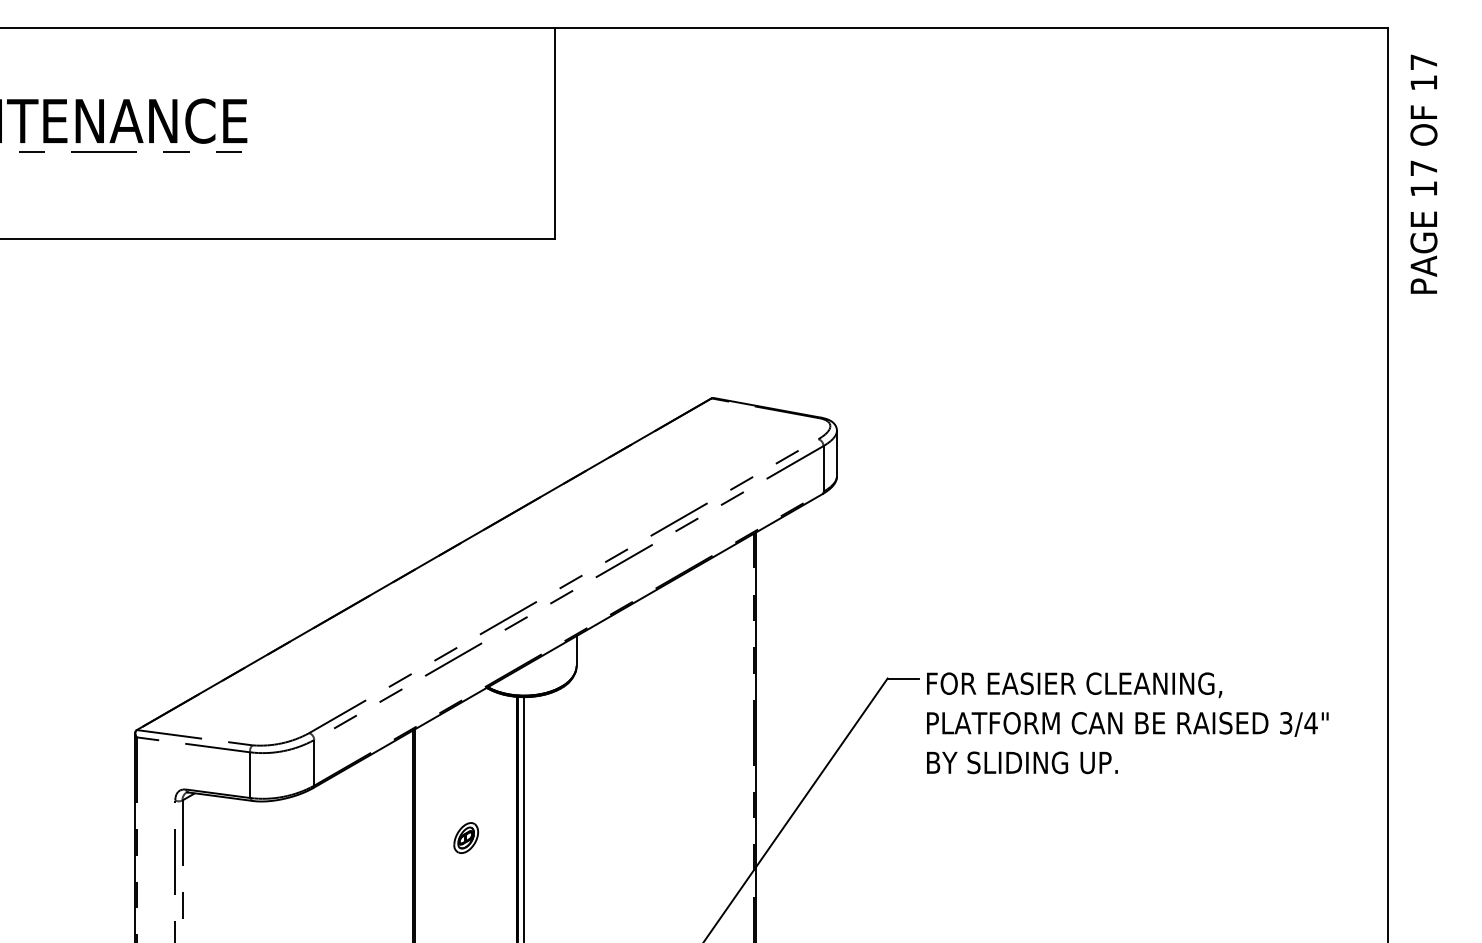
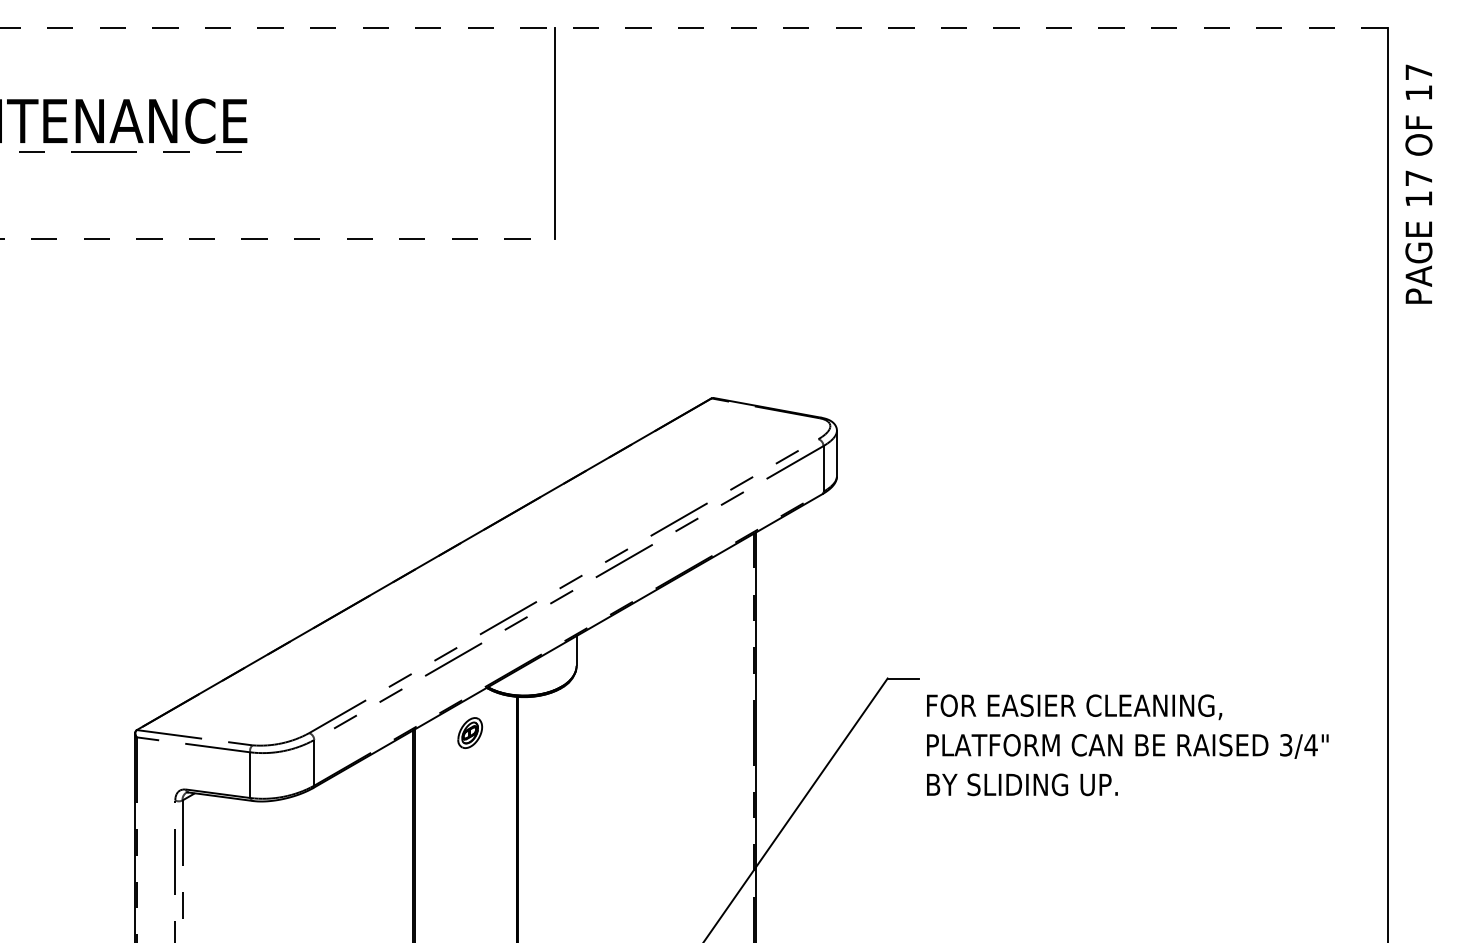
line: solid -> dashed (693, 28)
text position: (1423, 173) -> (1418, 183) (1418, 183)
line: solid -> dashed (278, 239)
text position: (1127, 723) -> (1127, 745) (1127, 745)
line: present -> none (523, 818)
part position: (466, 837) -> (470, 732) (470, 732)
